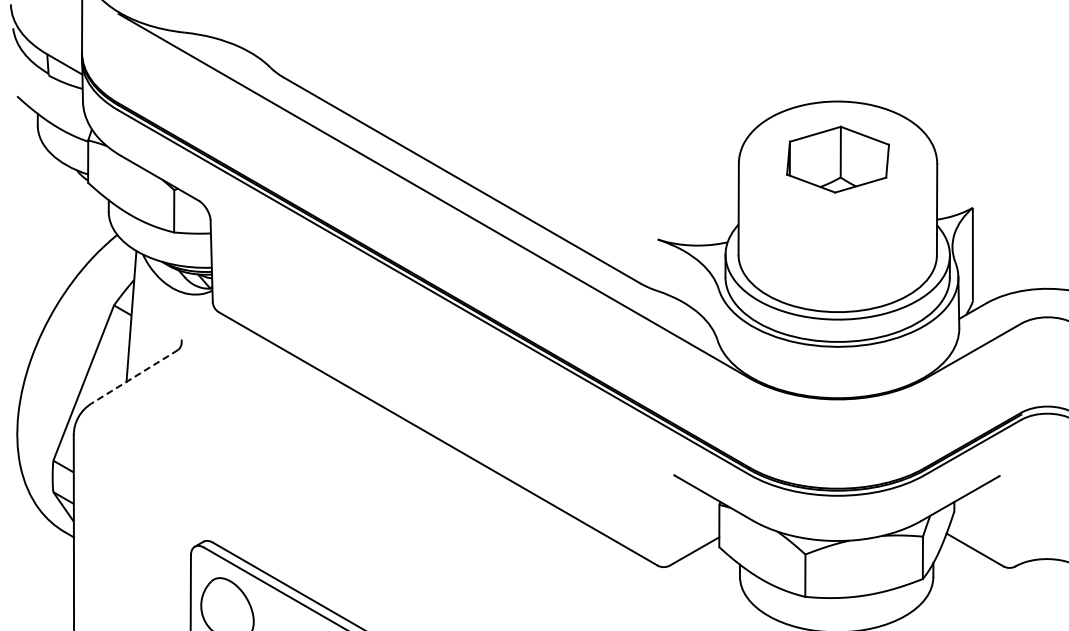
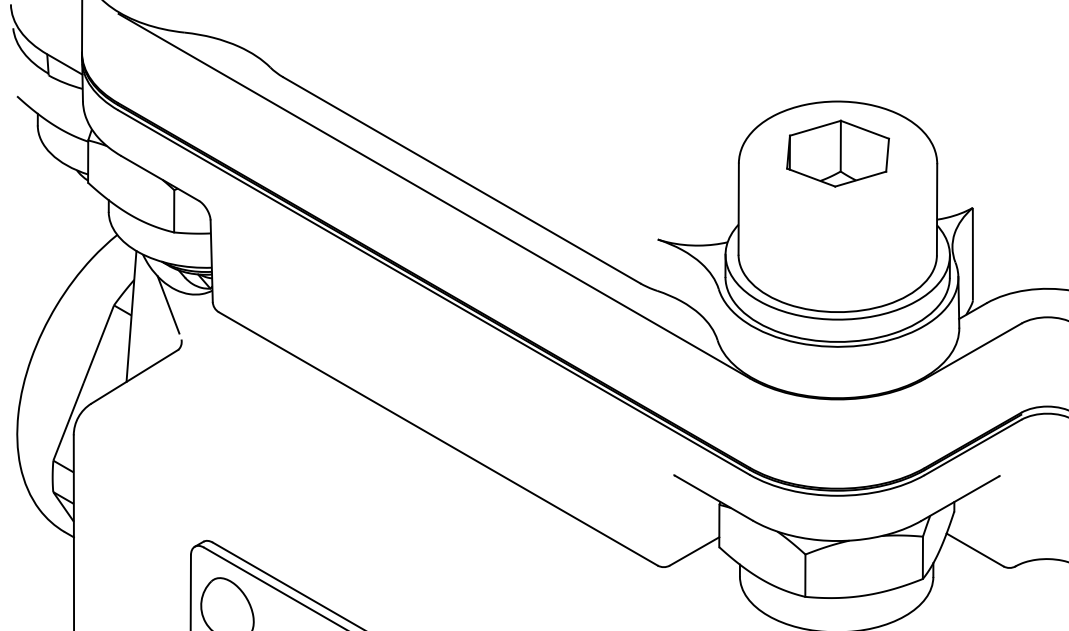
part position: (838, 159) -> (838, 153) (838, 153)
line: none -> present (168, 304)
line: dashed -> solid (134, 377)
